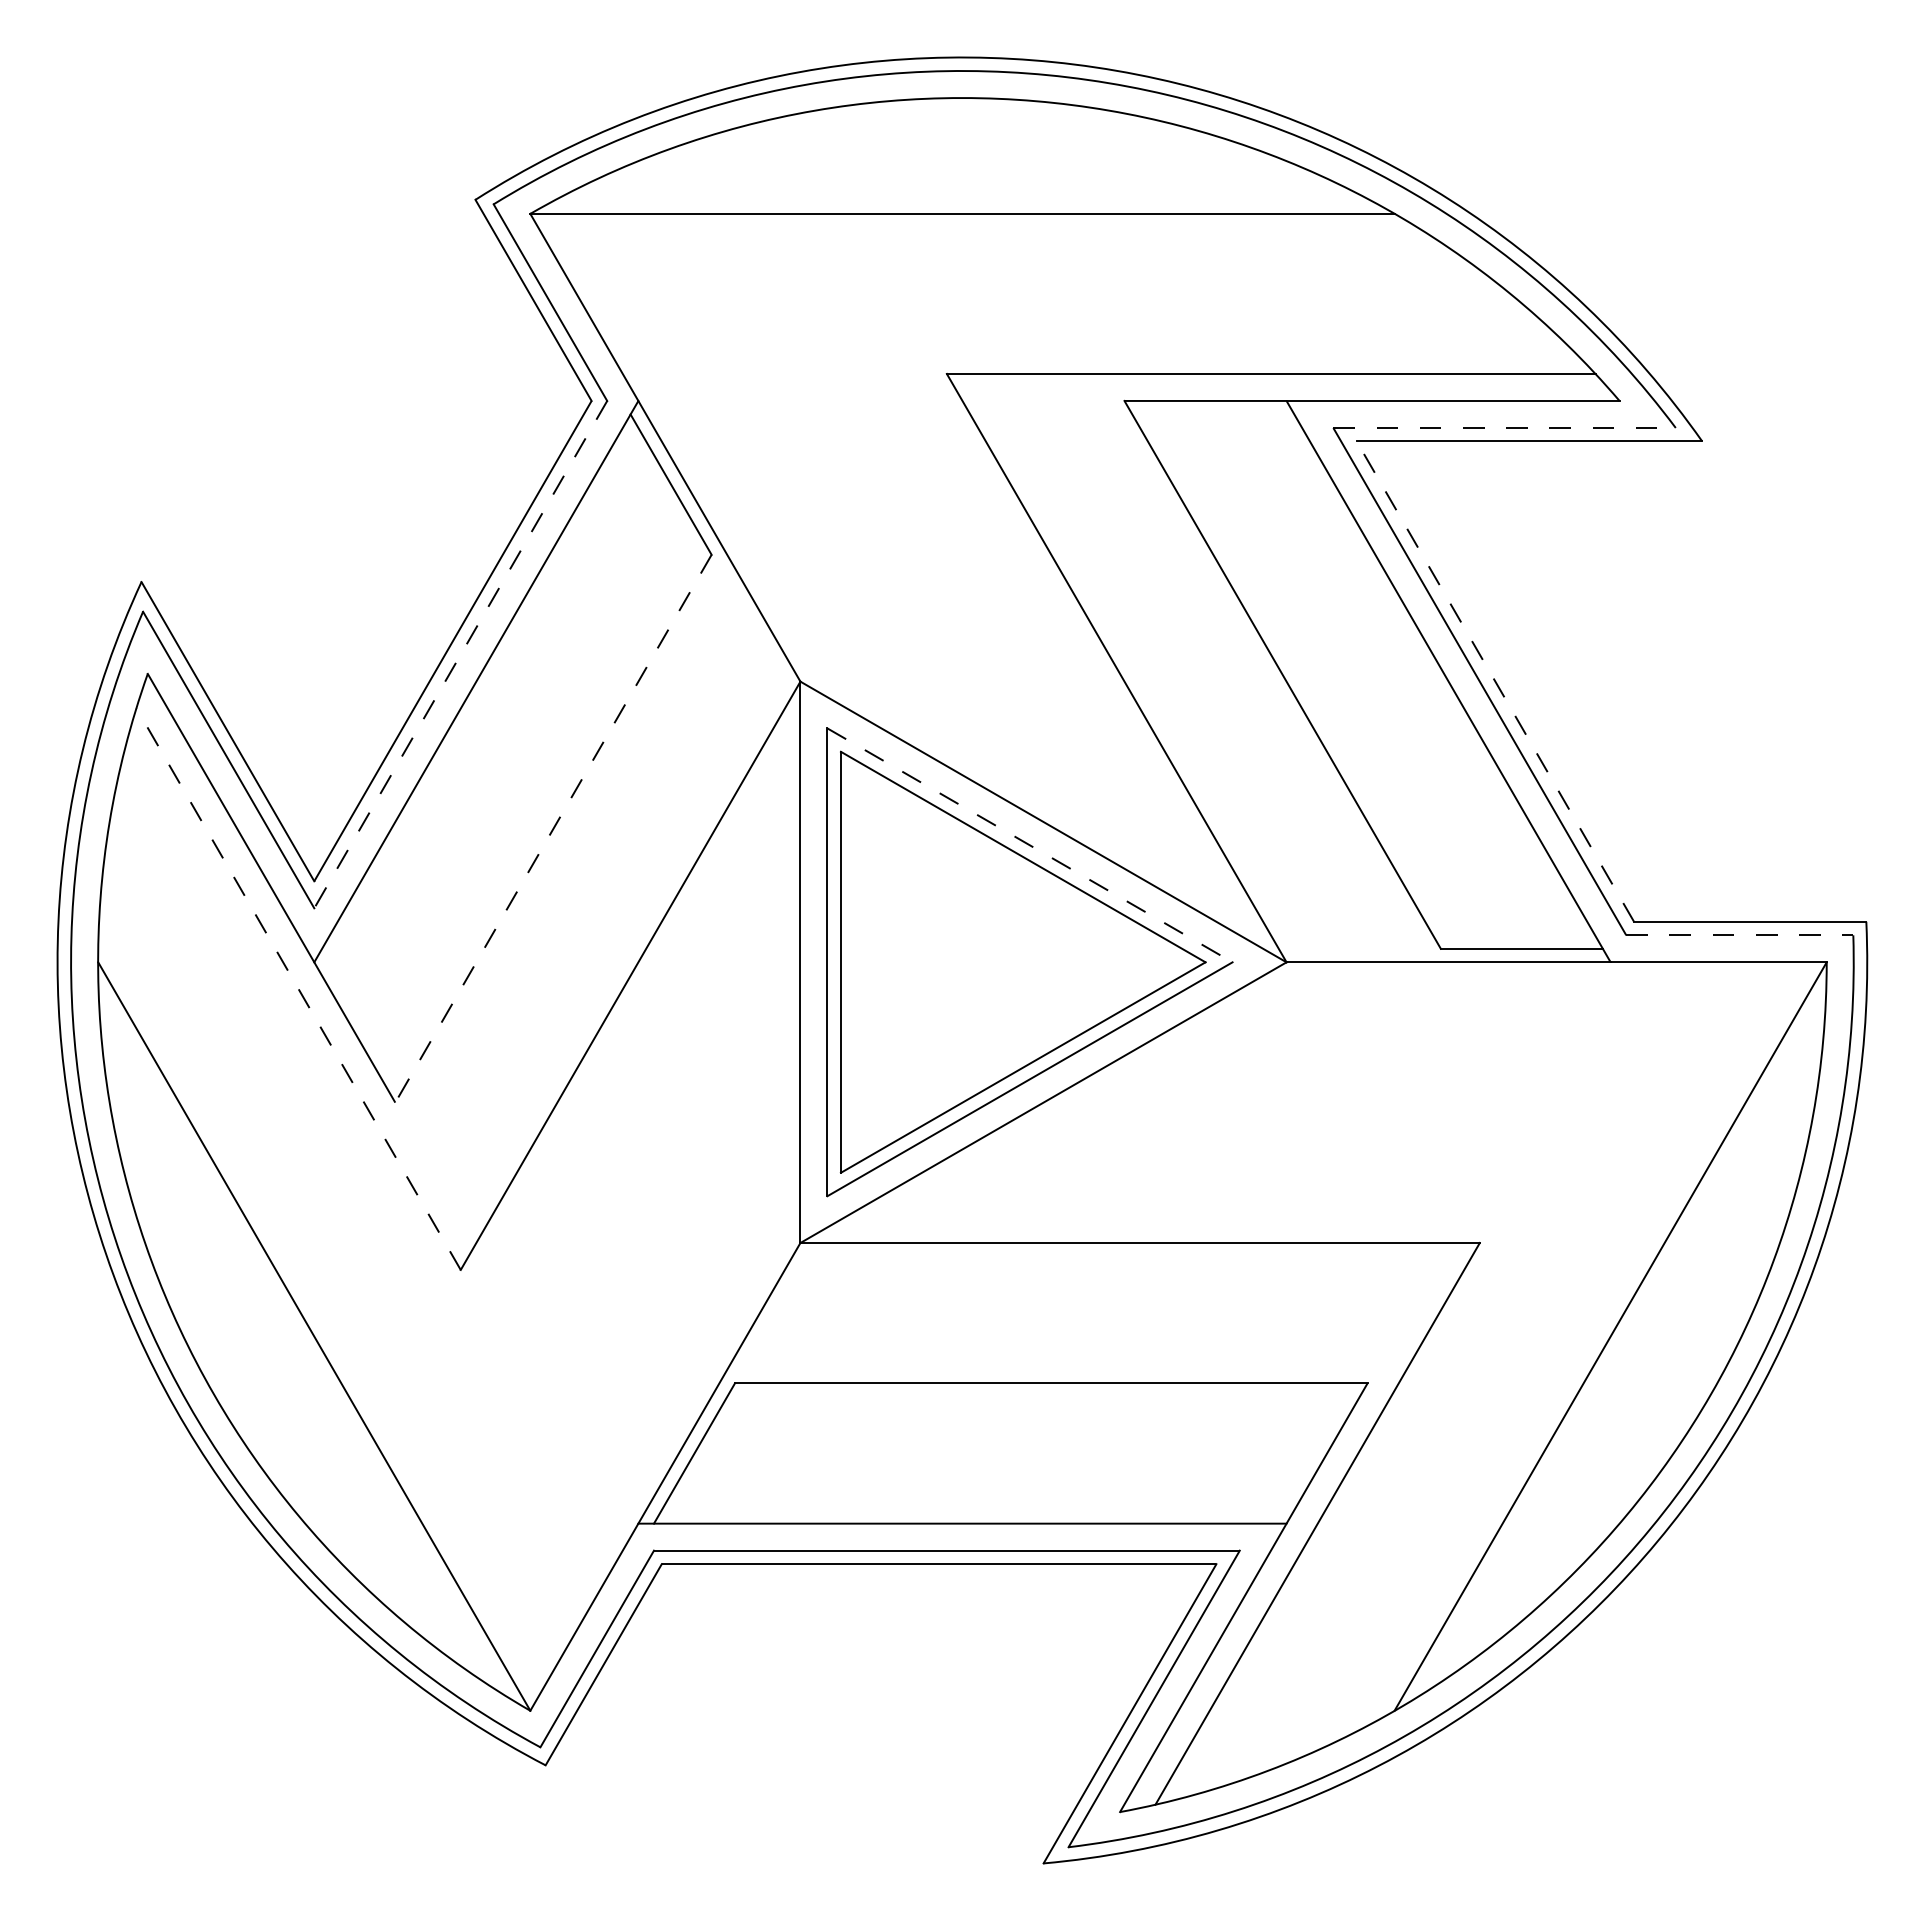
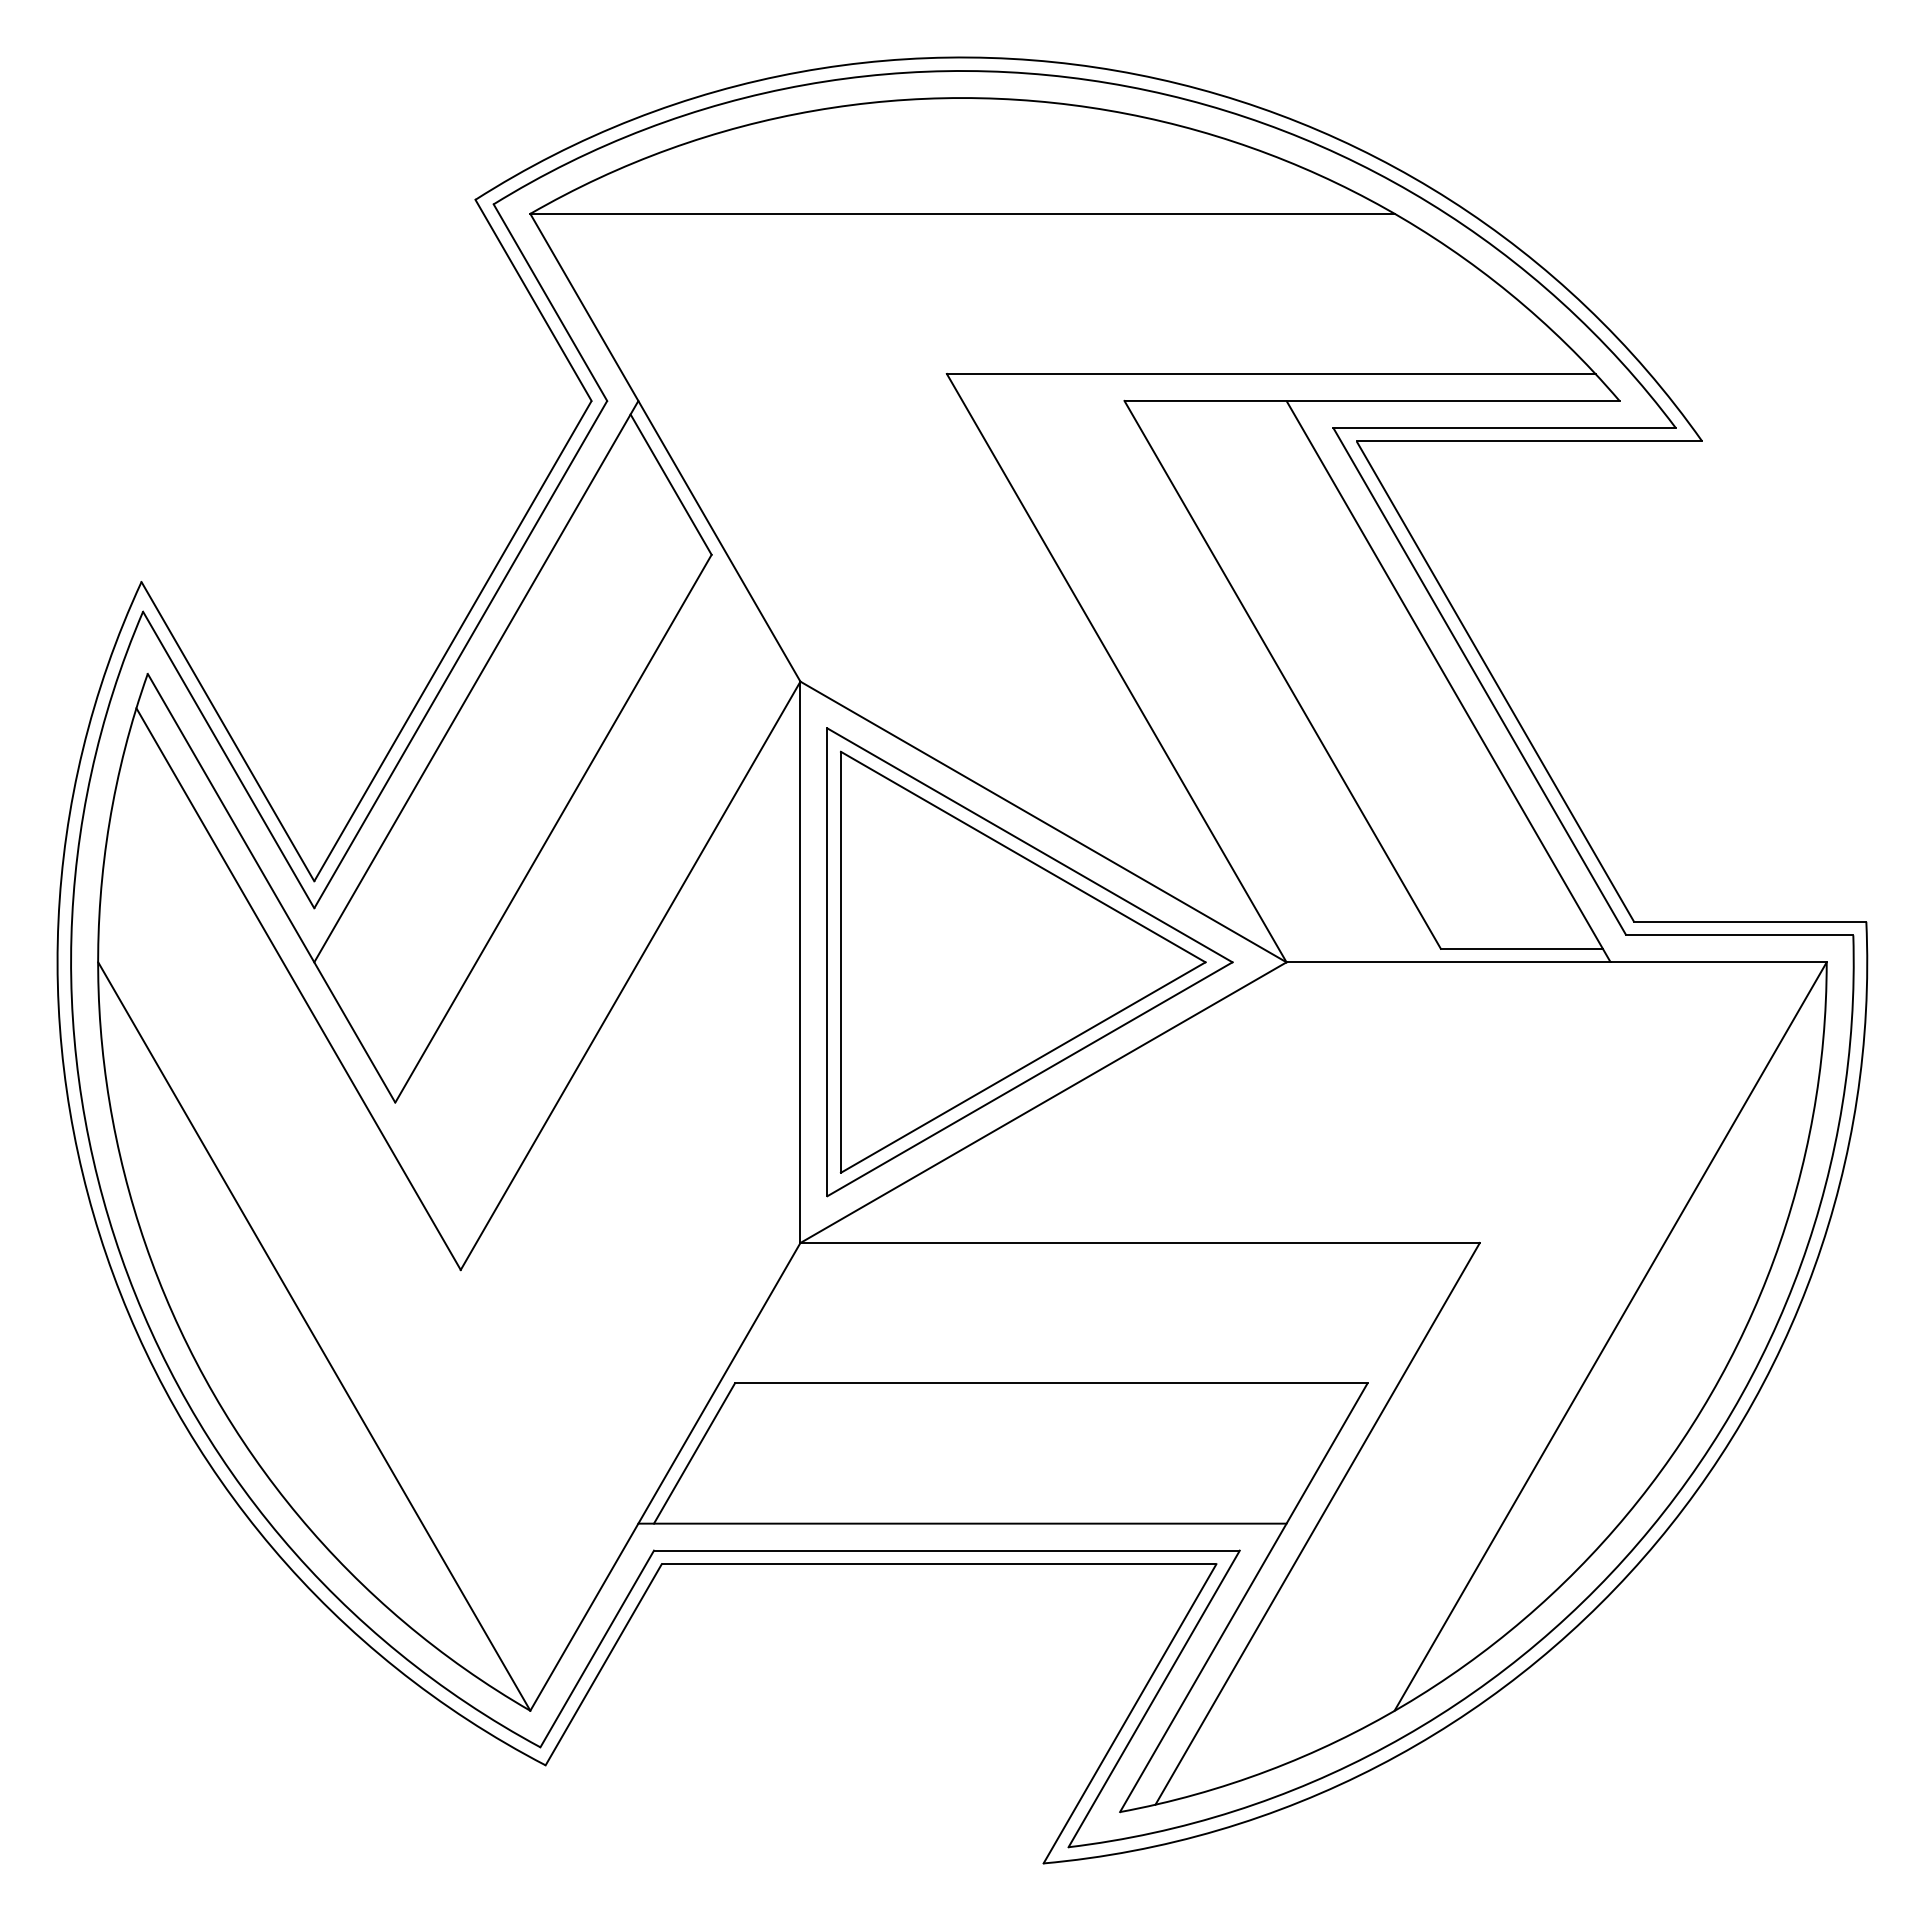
line: dashed -> solid (1505, 427)
line: dashed -> solid (460, 654)
line: dashed -> solid (1495, 681)
line: dashed -> solid (553, 829)
line: dashed -> solid (1030, 845)
line: dashed -> solid (1739, 935)
line: dashed -> solid (298, 988)
